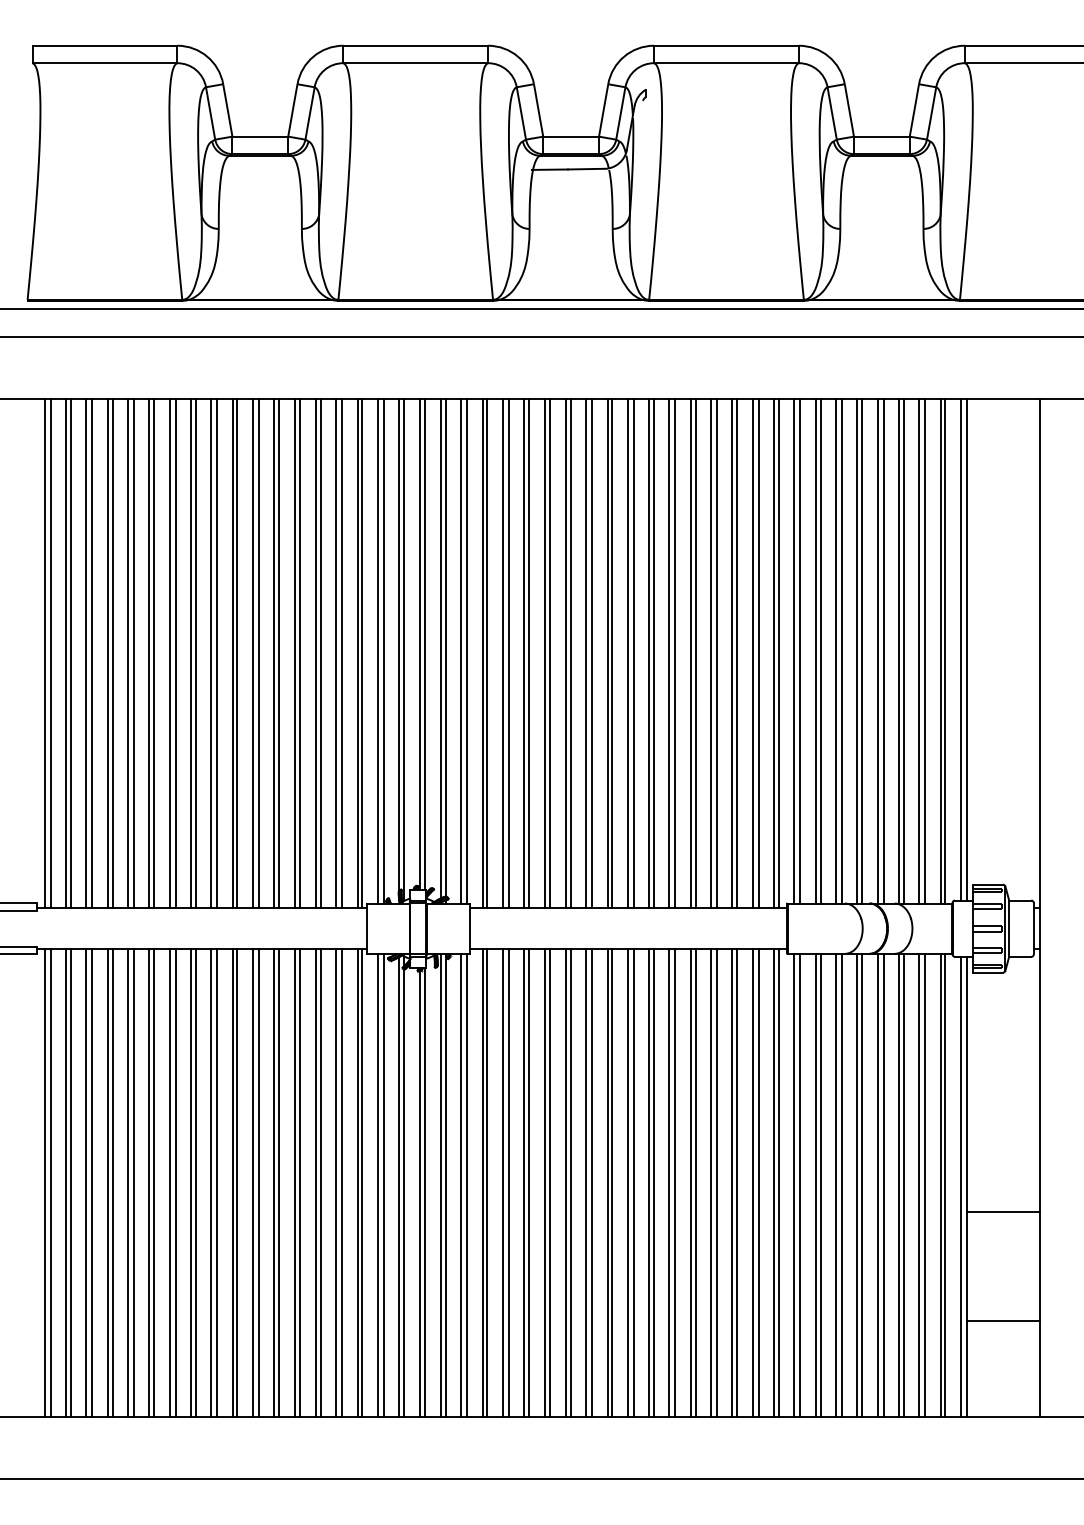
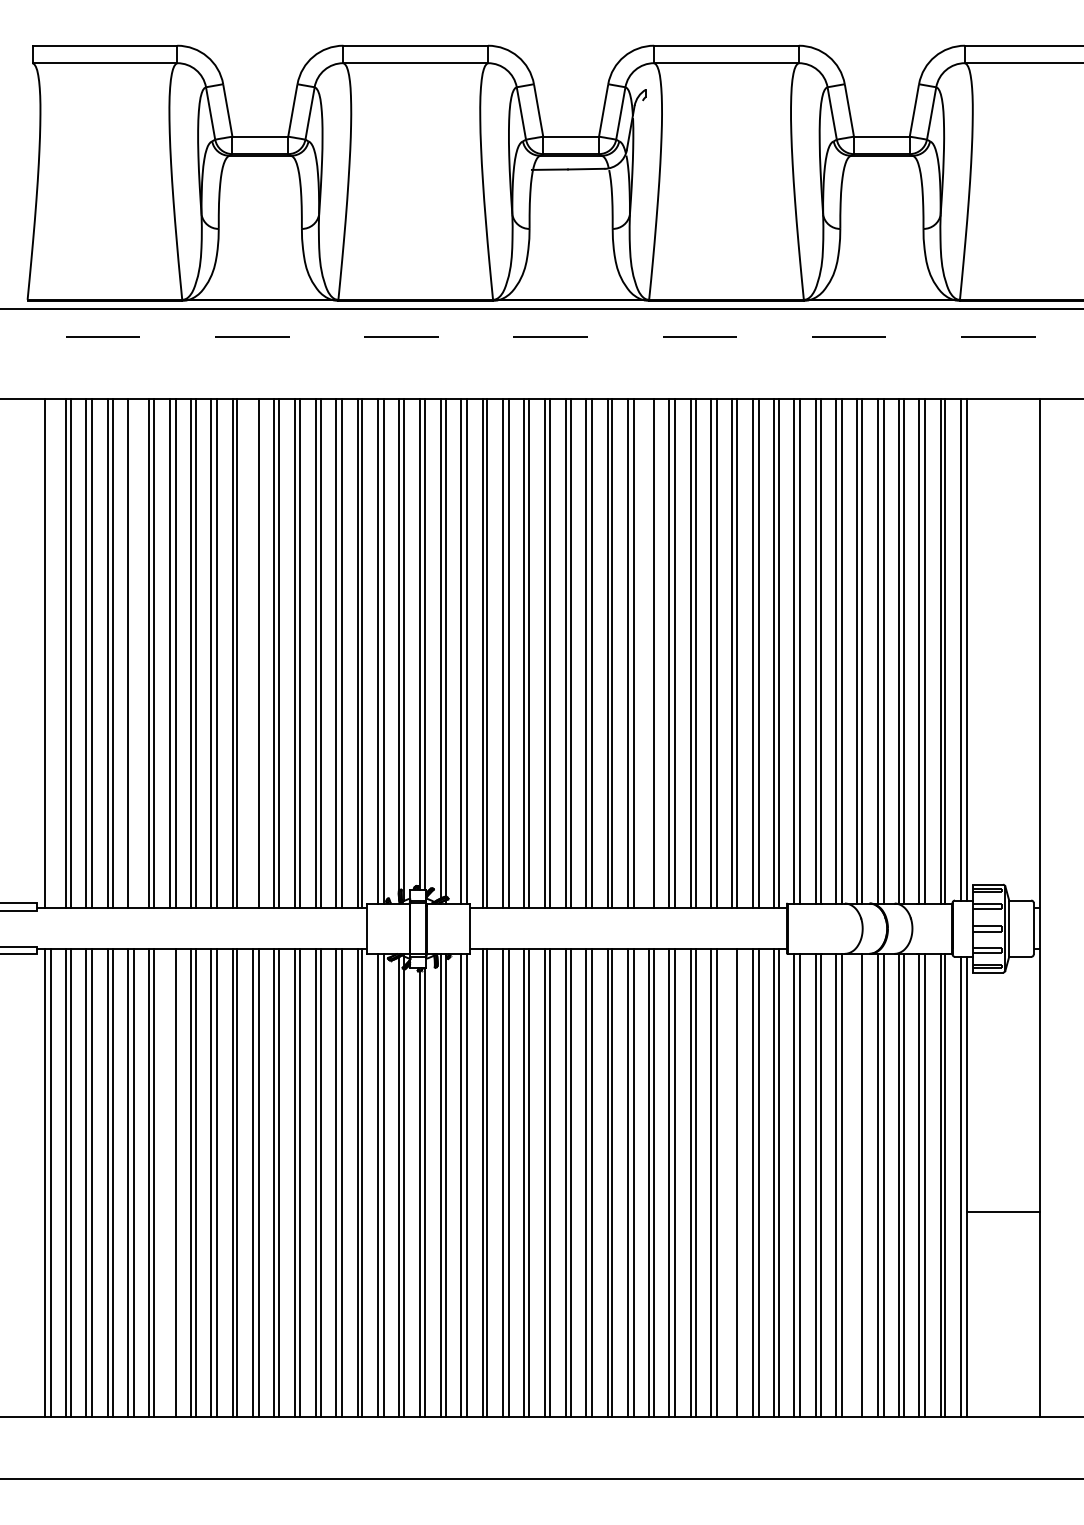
line: solid -> dashed (541, 336)
line: present -> none (50, 653)
line: present -> none (133, 653)
line: present -> none (252, 653)
line: present -> none (649, 653)
line: present -> none (169, 1183)
line: present -> none (732, 1183)
line: present -> none (857, 1185)
line: present -> none (1002, 1320)
